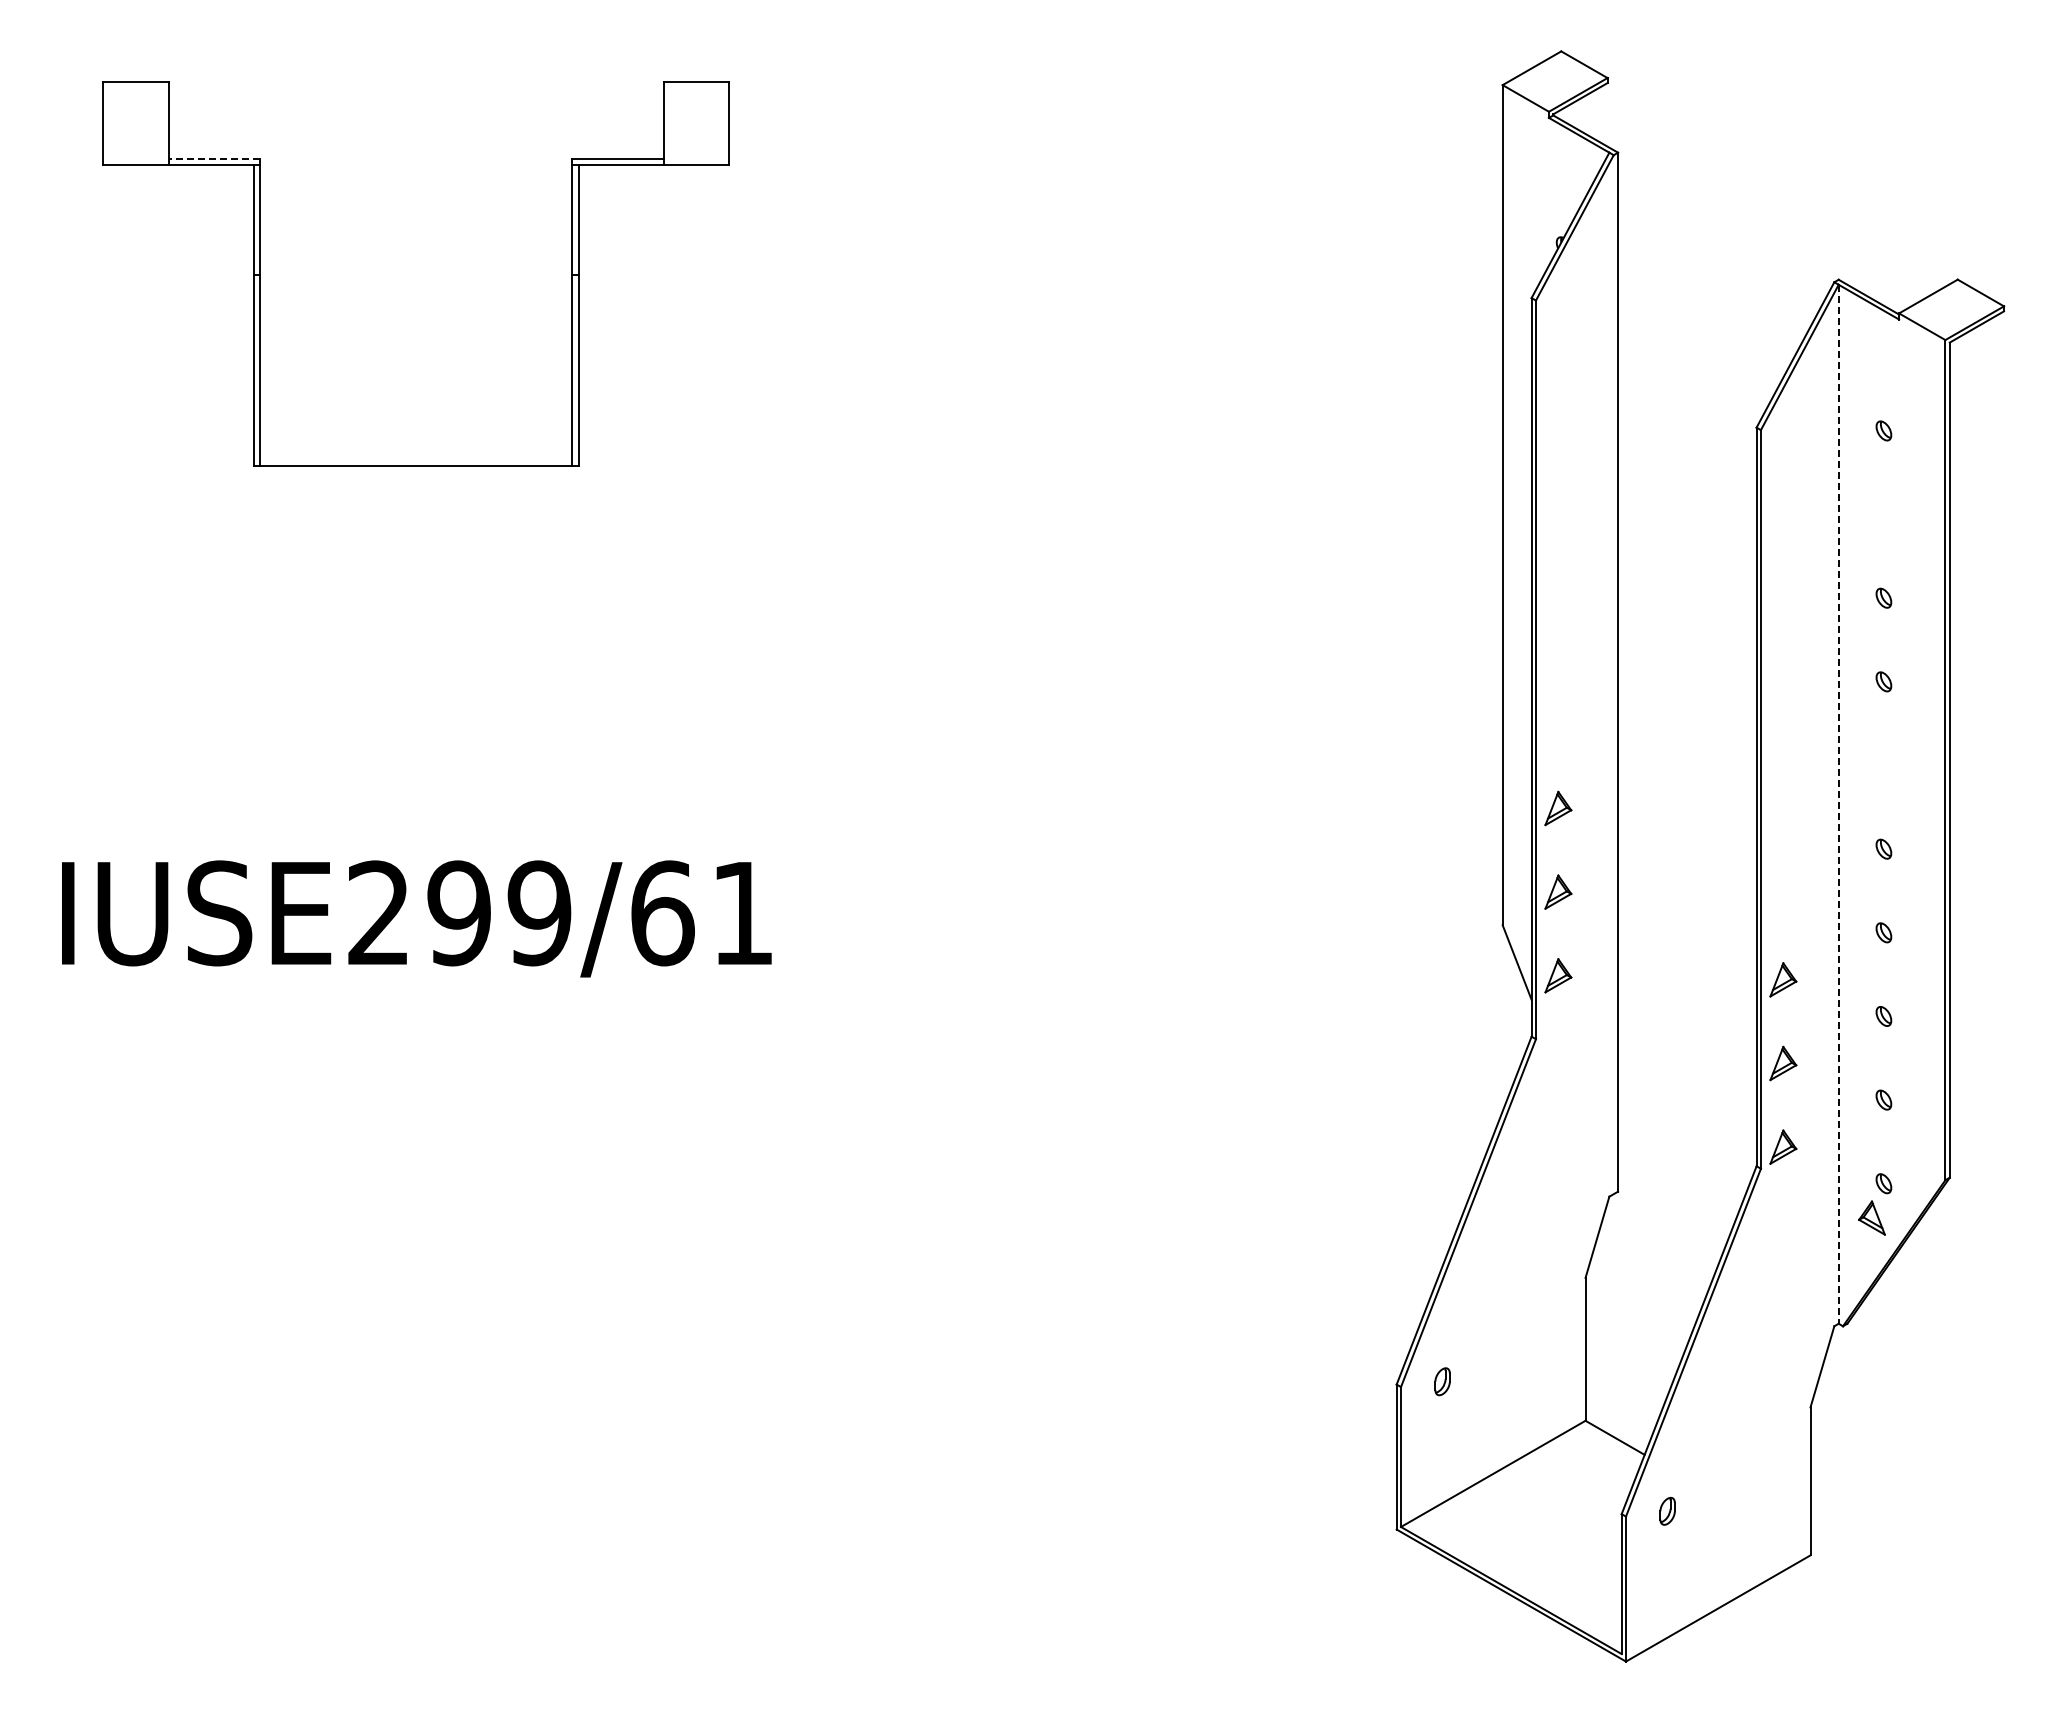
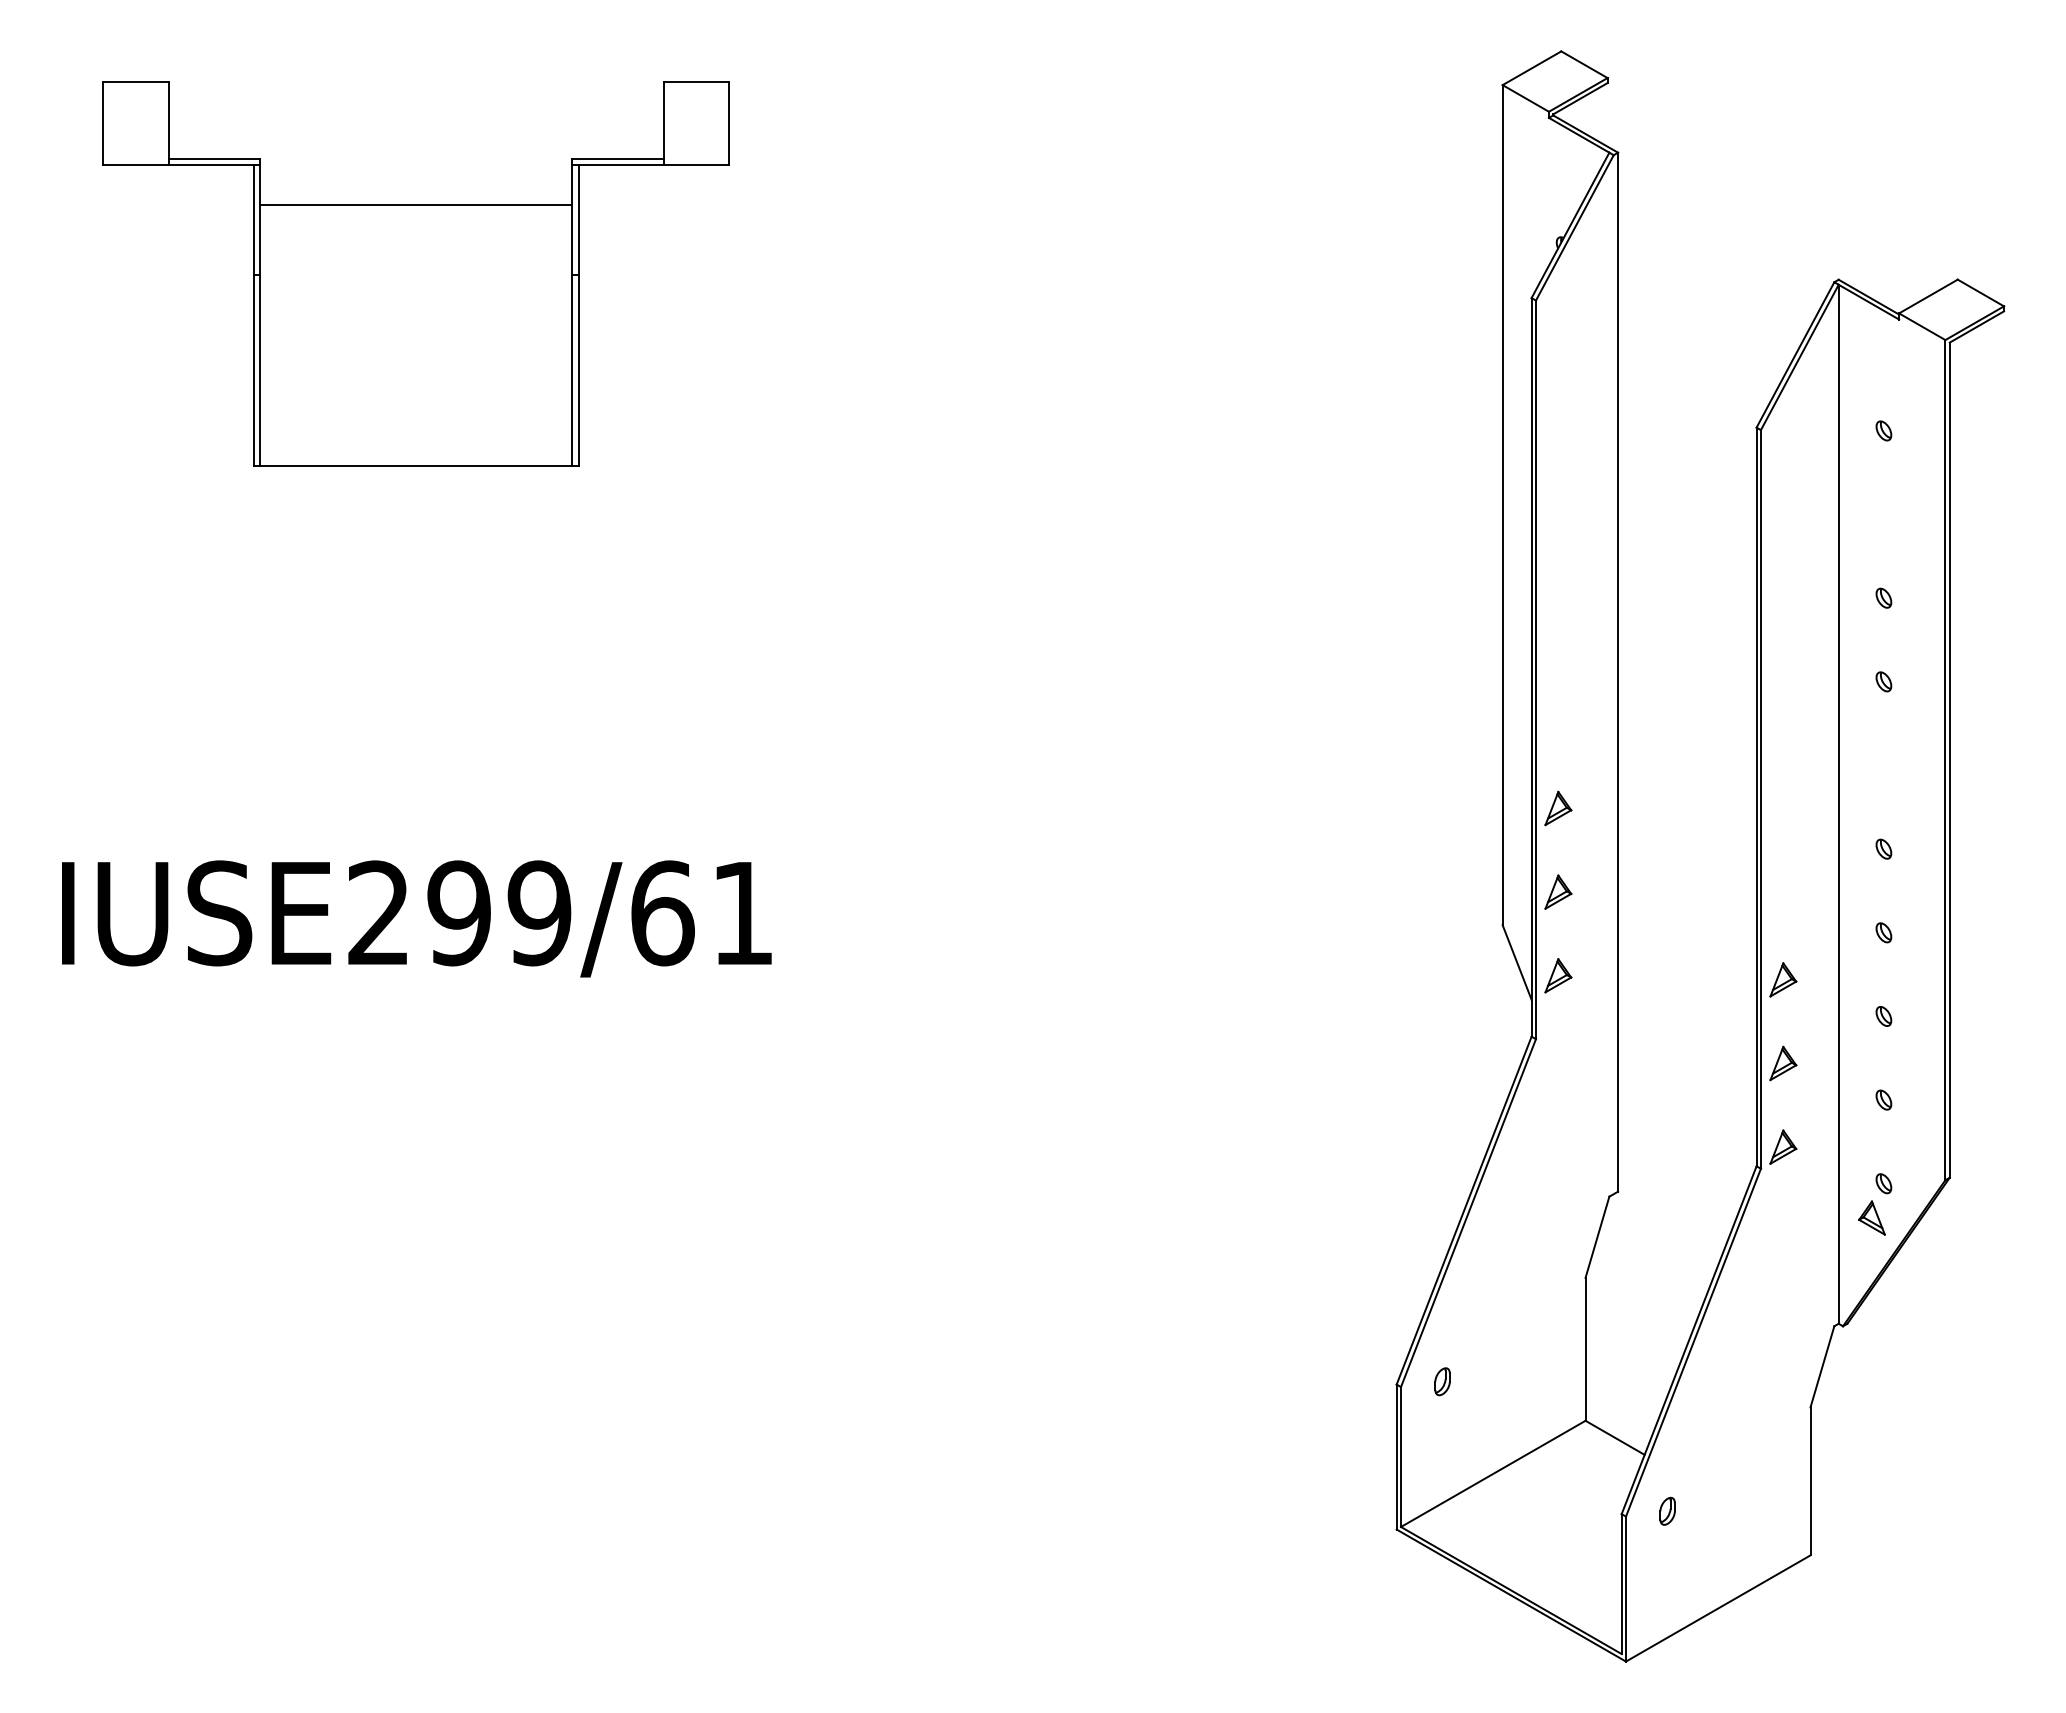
line: dashed -> solid (214, 158)
line: none -> present (416, 204)
line: dashed -> solid (1838, 804)
